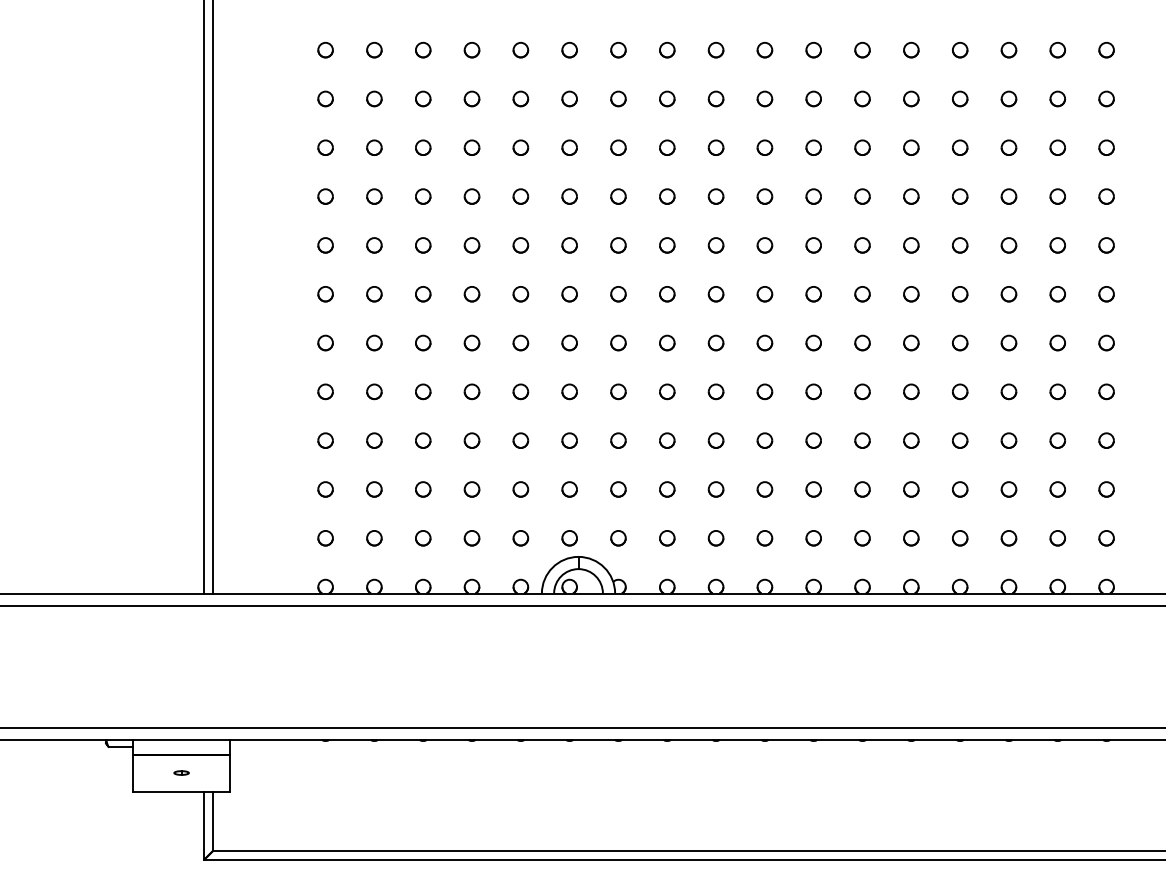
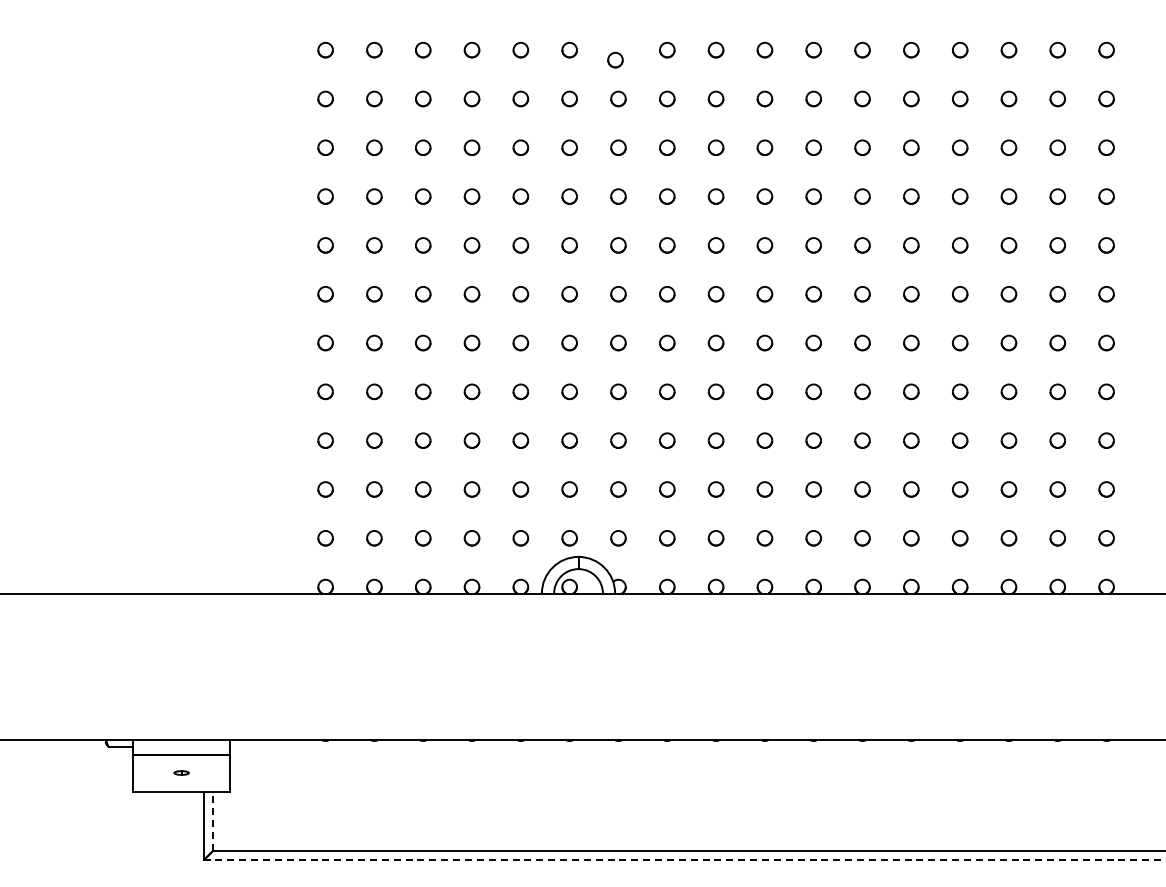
part position: (618, 49) -> (615, 59) (615, 59)
line: present -> none (203, 297)
line: present -> none (213, 297)
line: present -> none (582, 605)
line: present -> none (582, 727)
line: solid -> dashed (213, 820)
line: solid -> dashed (684, 860)
